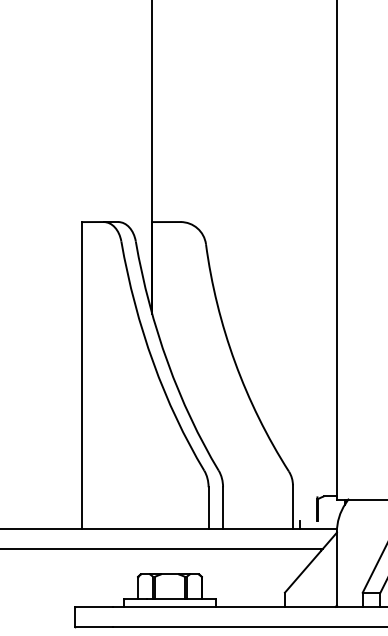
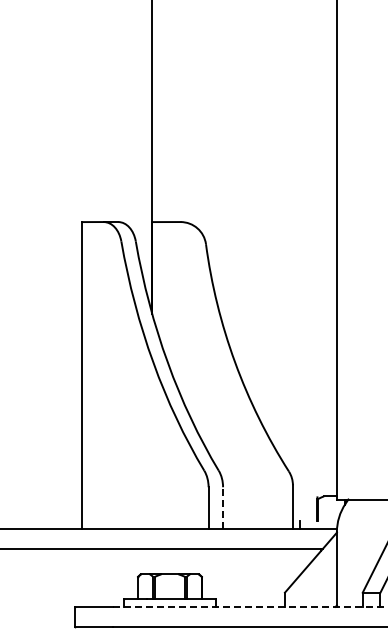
line: solid -> dashed (223, 508)
line: solid -> dashed (250, 606)
